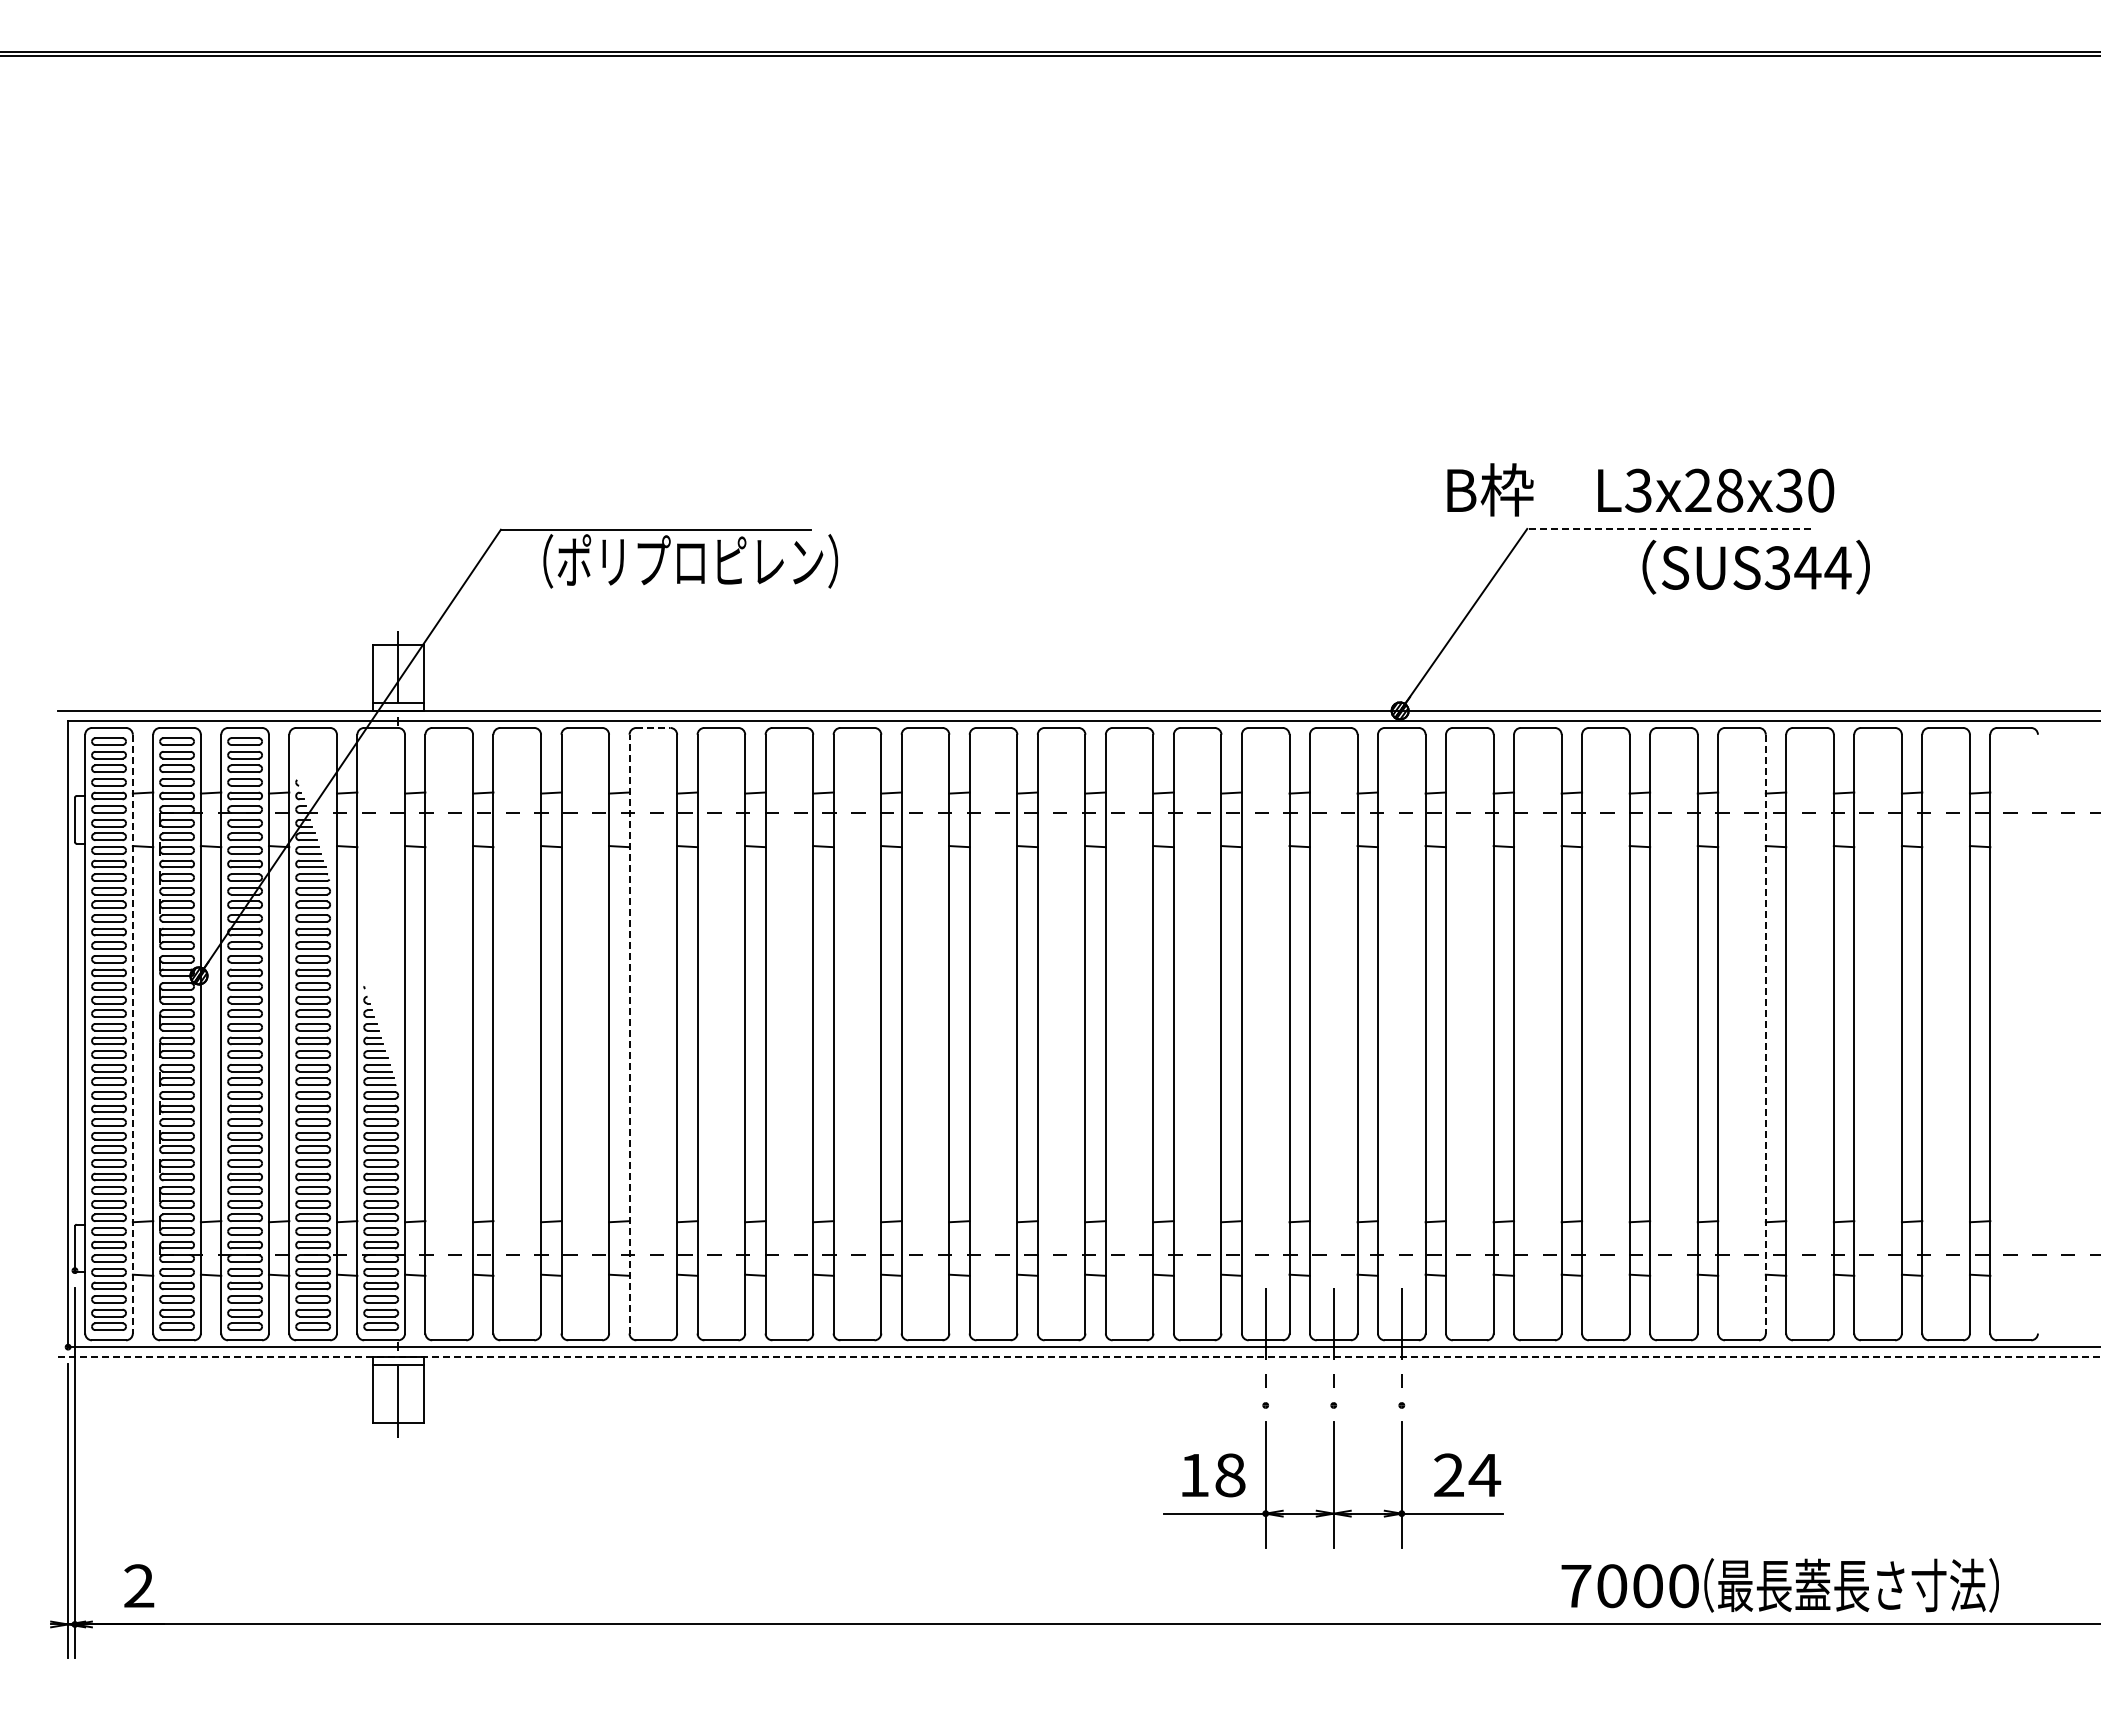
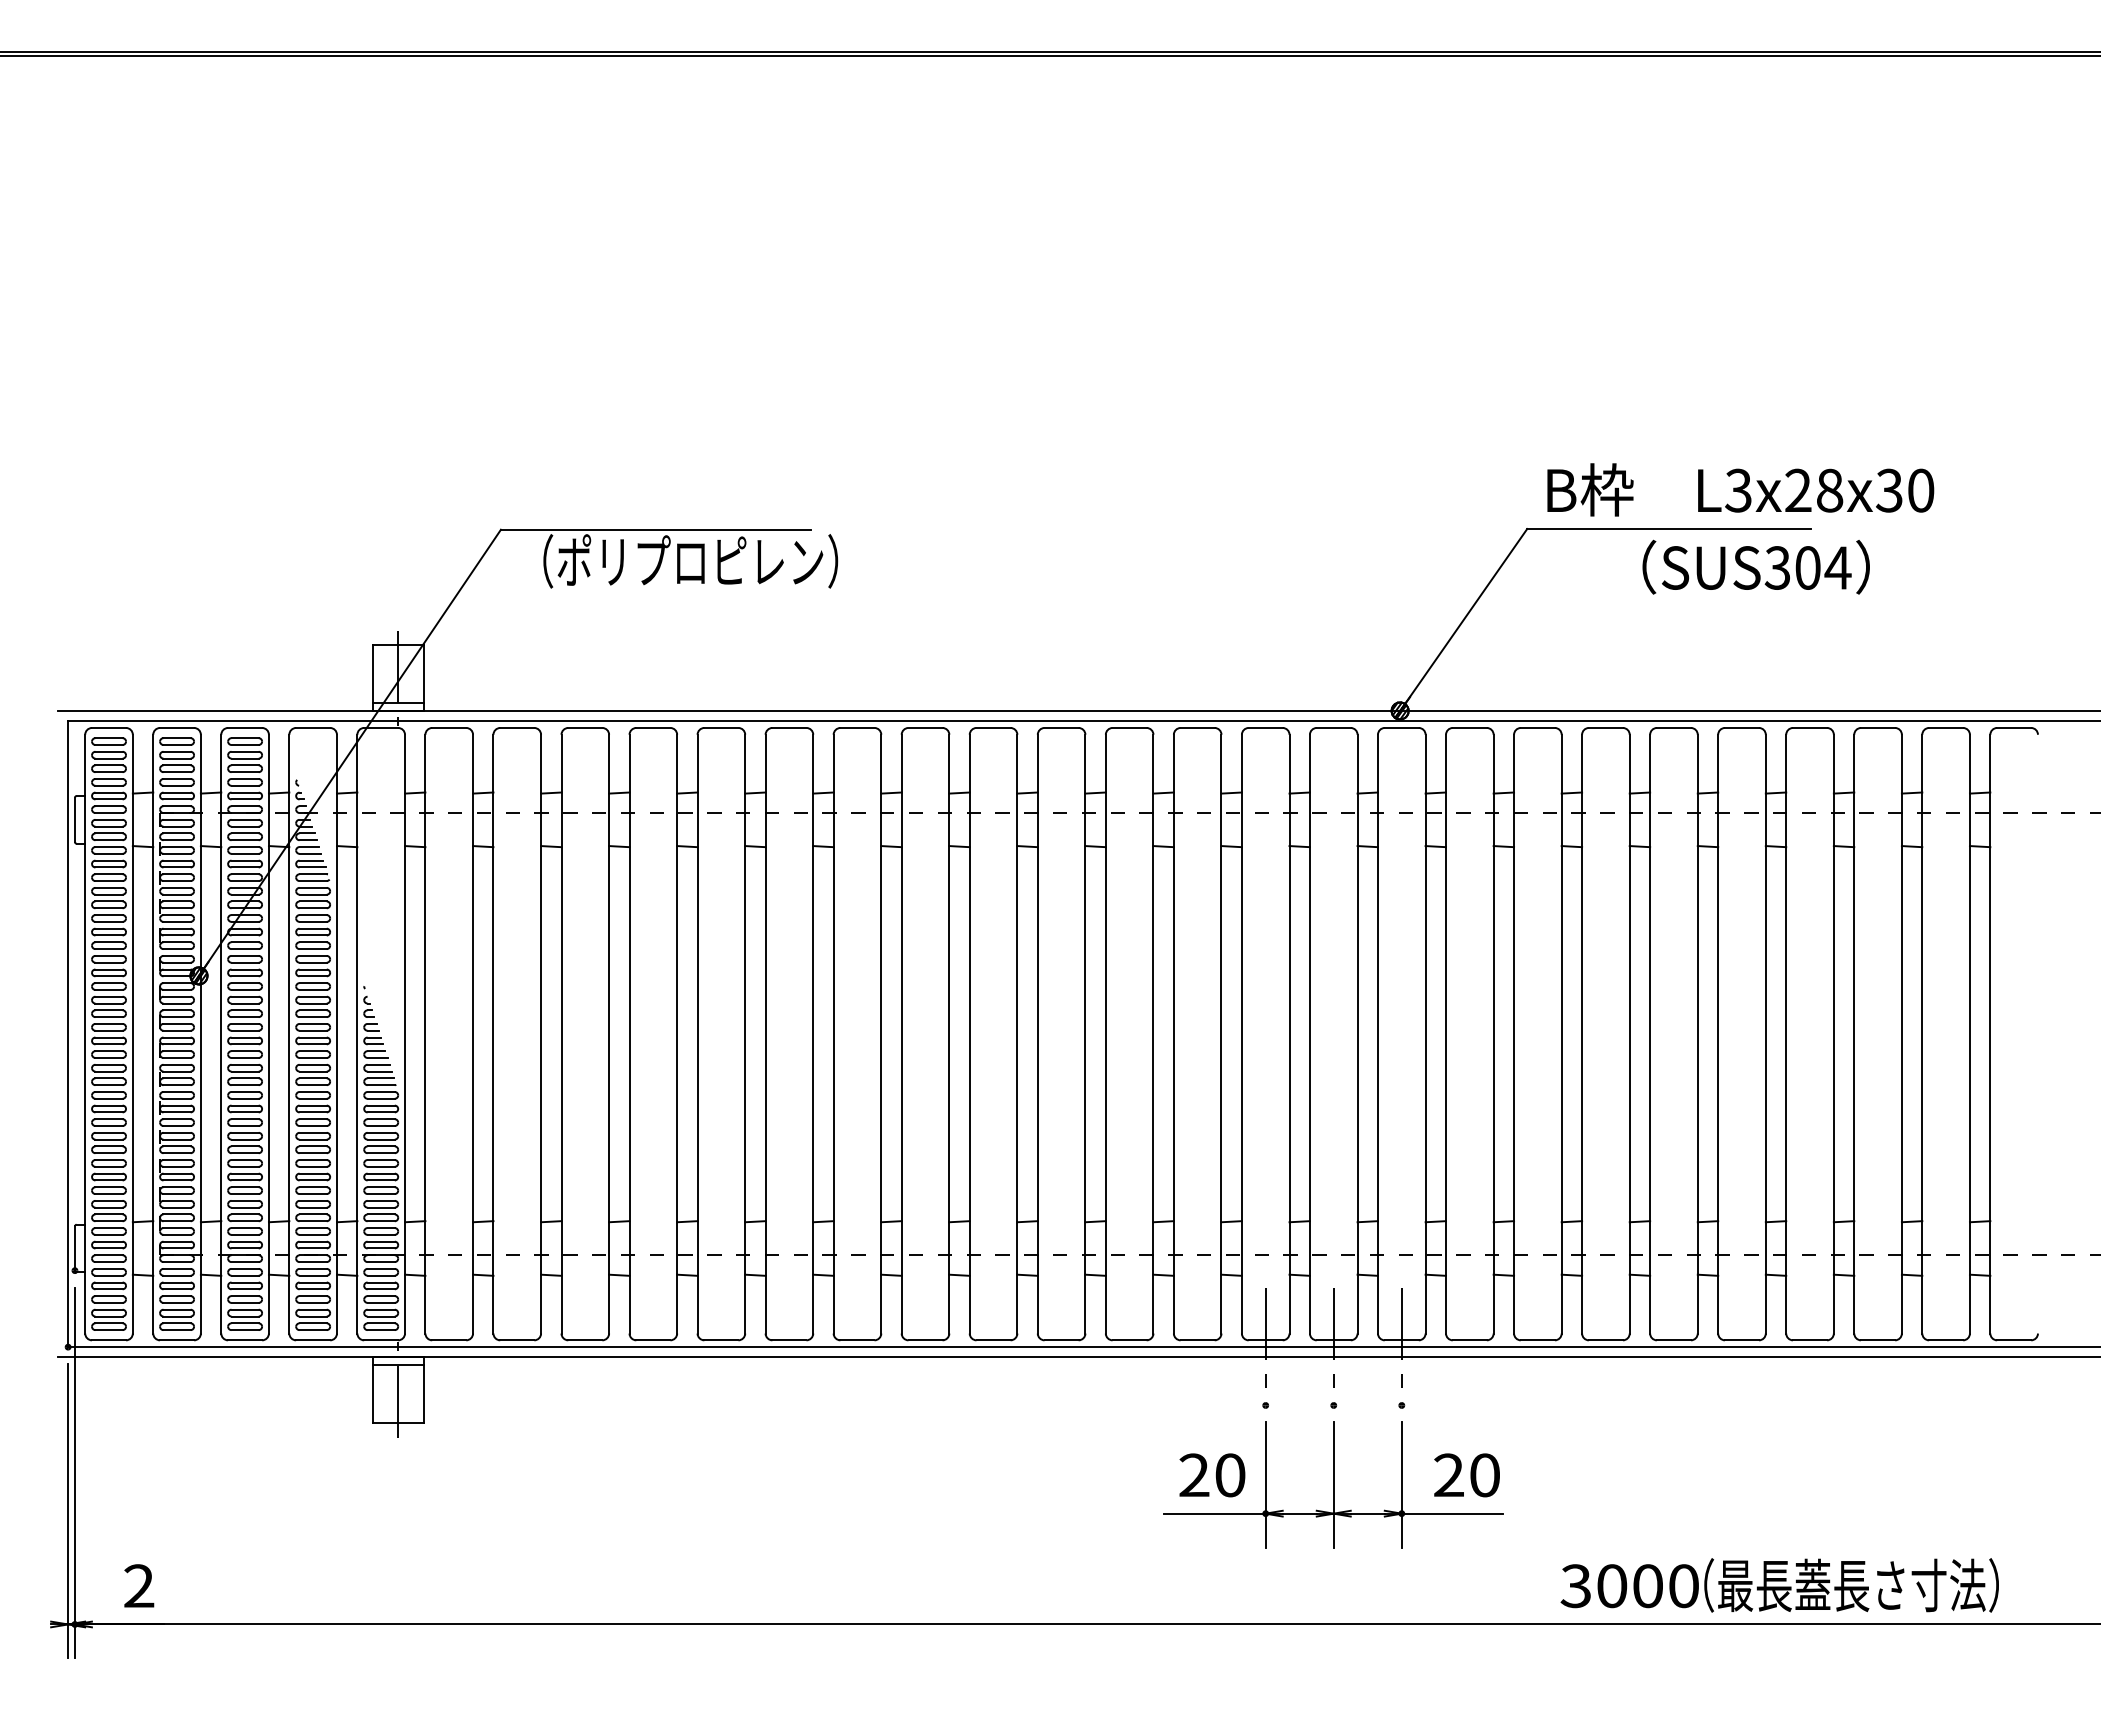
text position: (1640, 489) -> (1740, 489) (1740, 489)
line: dashed -> solid (1669, 528)
text: SUS344 -> SUS304 (1807, 567)
line: dashed -> solid (653, 727)
line: dashed -> solid (629, 1033)
line: dashed -> solid (132, 1034)
line: dashed -> solid (1765, 1034)
line: dashed -> solid (1079, 1357)
text: 18 -> 20 (1212, 1475)
text: 24 -> 20 (1484, 1475)
text: 7000 -> 3000 (1575, 1586)
